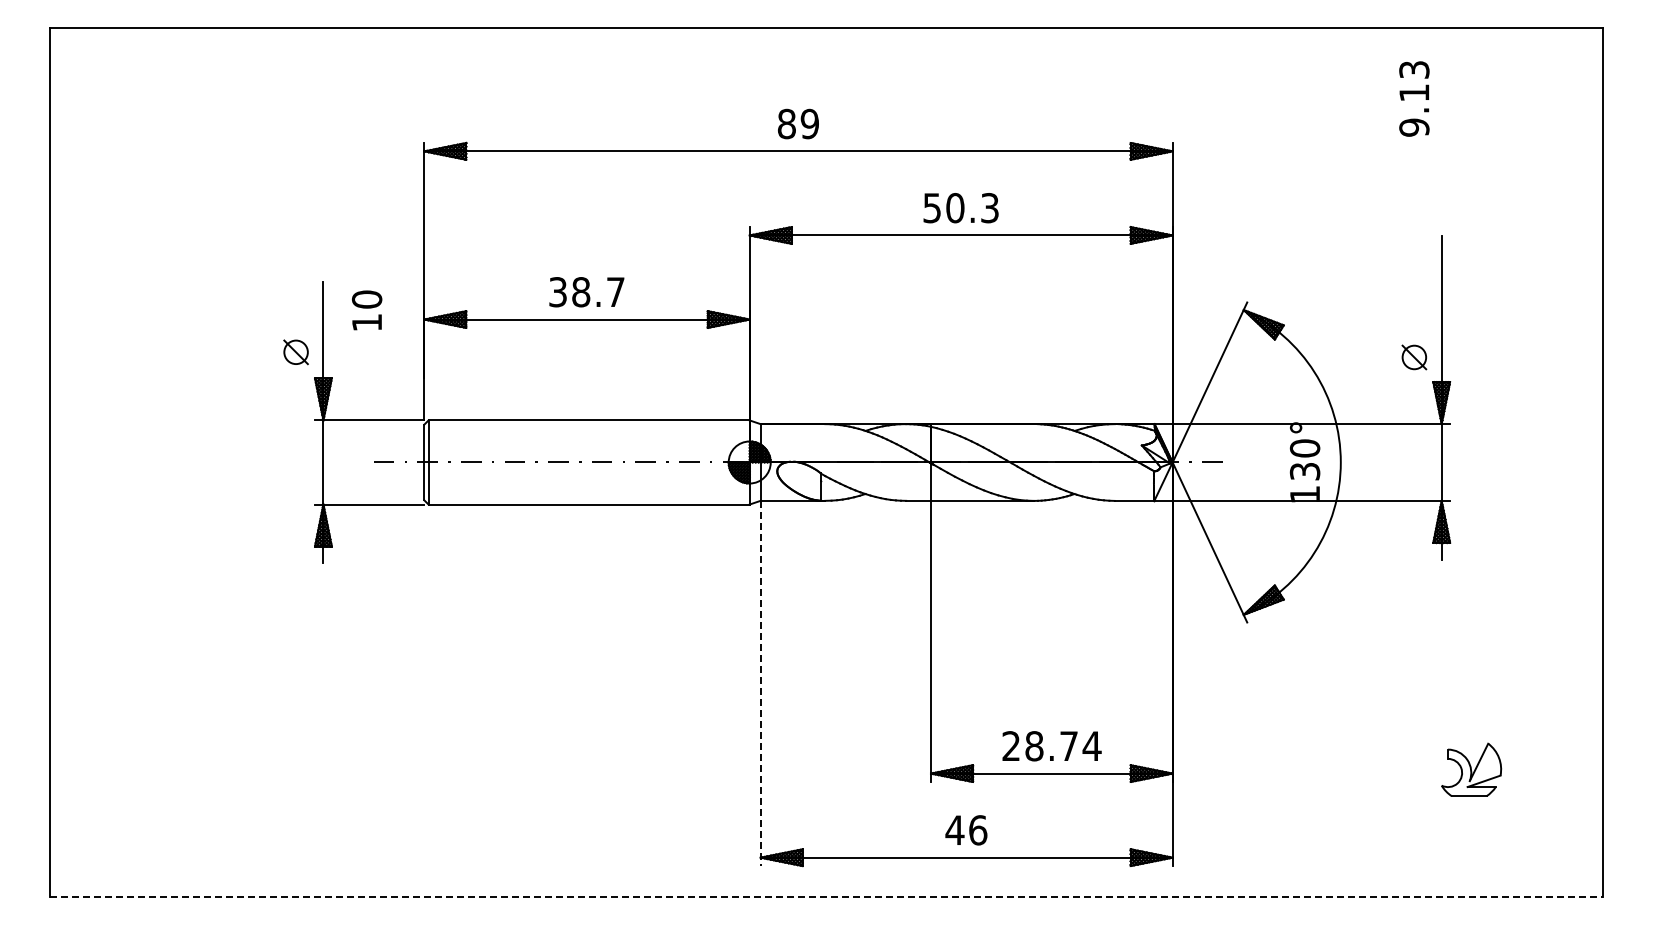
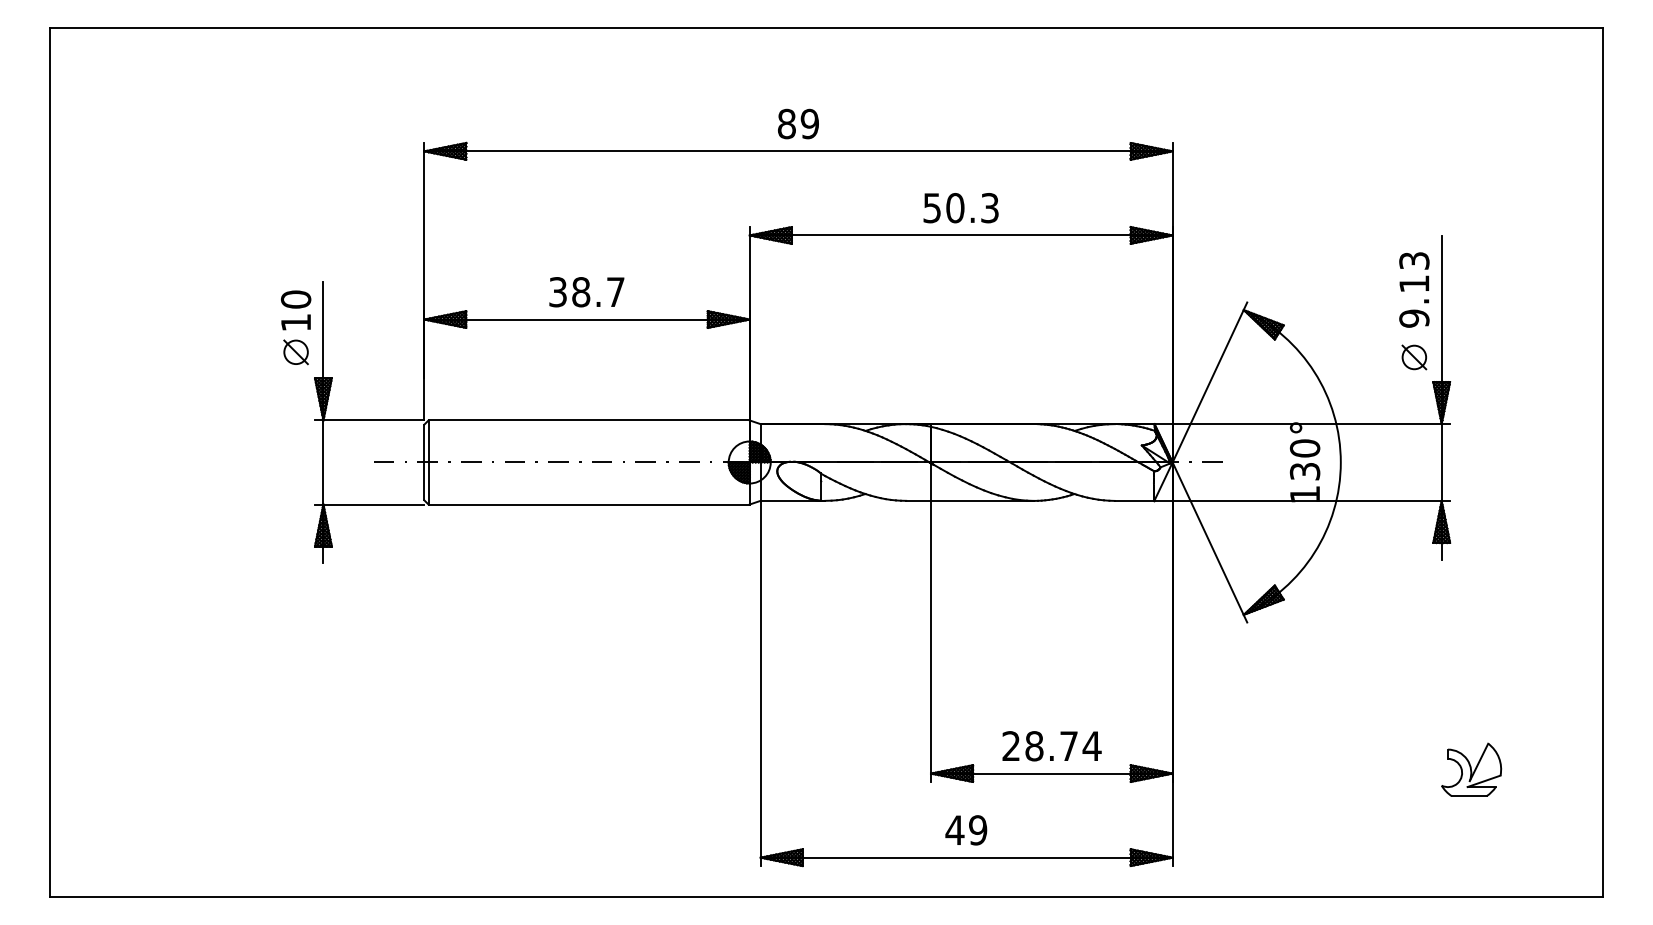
text position: (1414, 98) -> (1414, 289) (1414, 289)
text position: (367, 310) -> (296, 310) (296, 310)
line: dashed -> solid (760, 683)
text: 46 -> 49 (978, 830)
line: dashed -> solid (826, 897)
